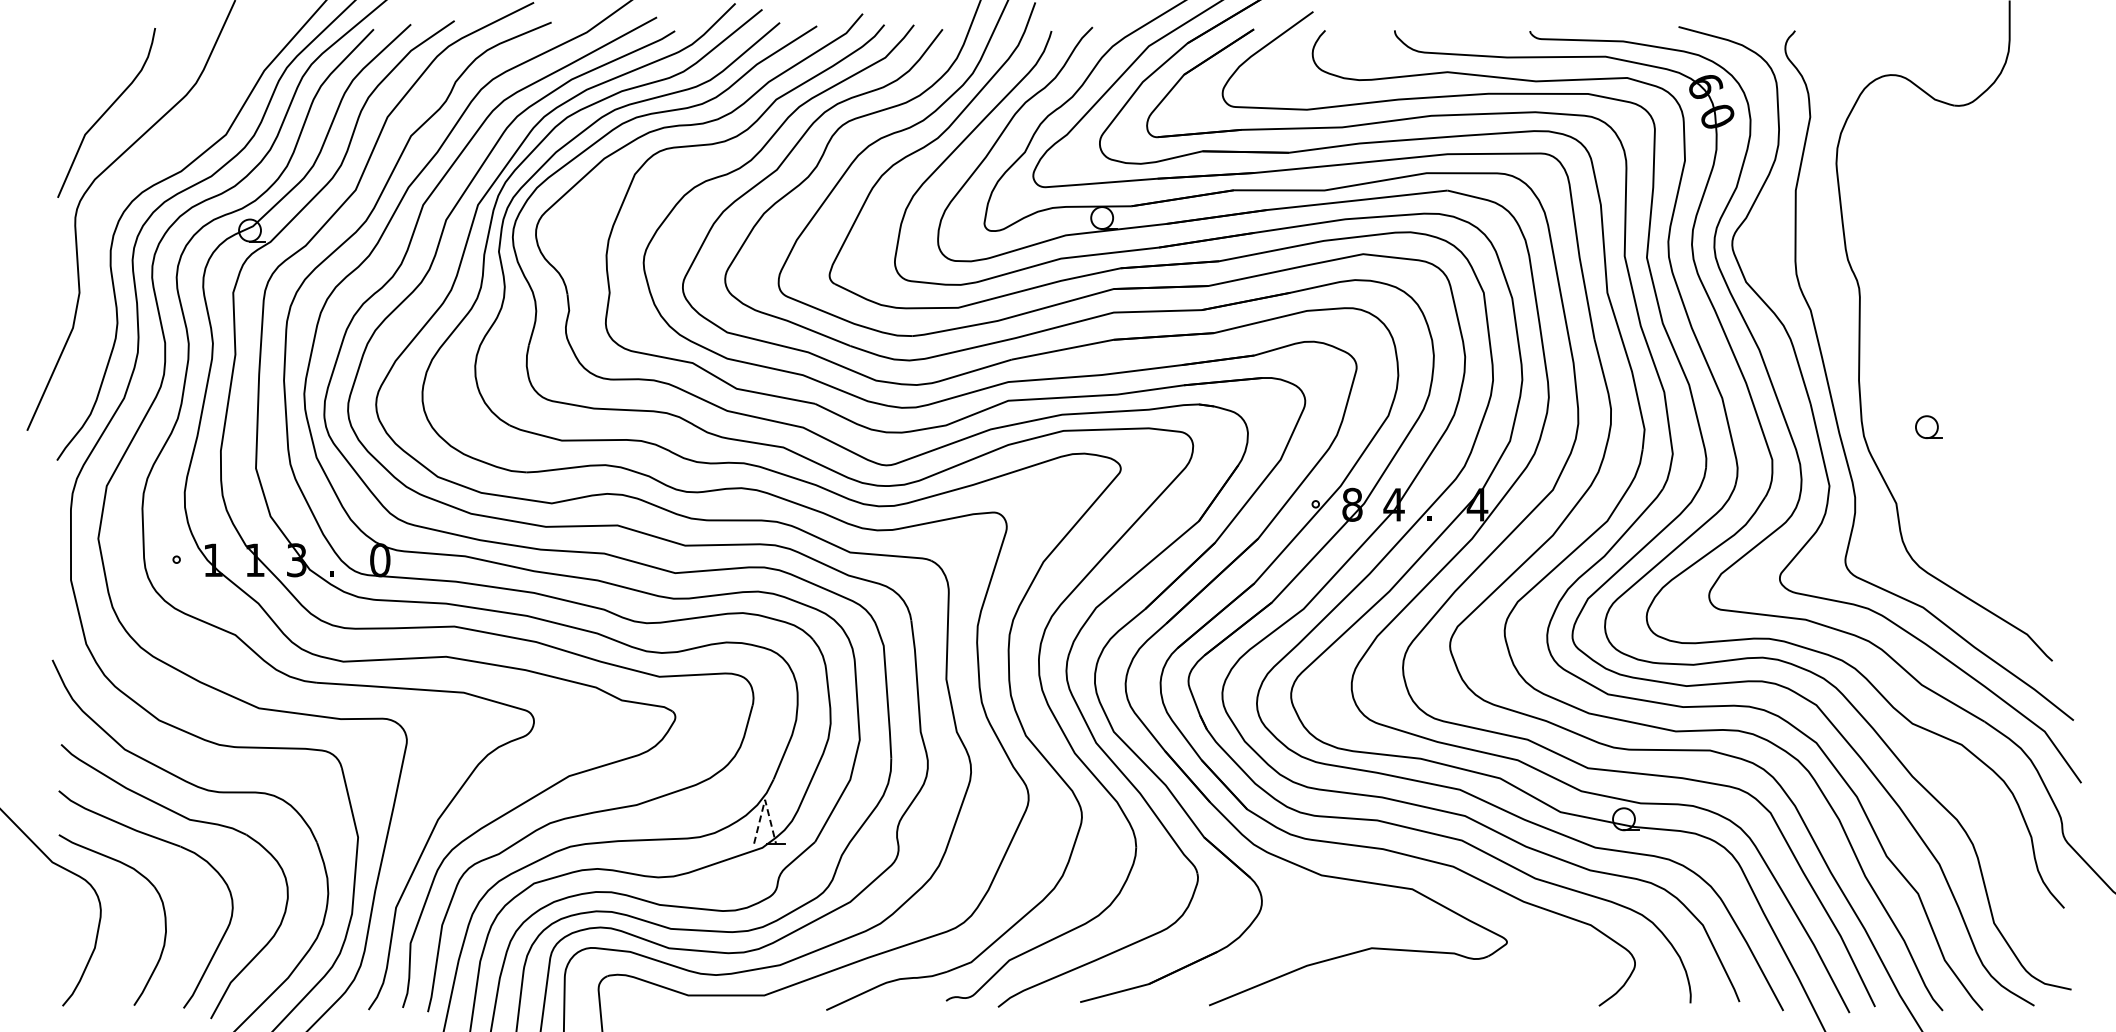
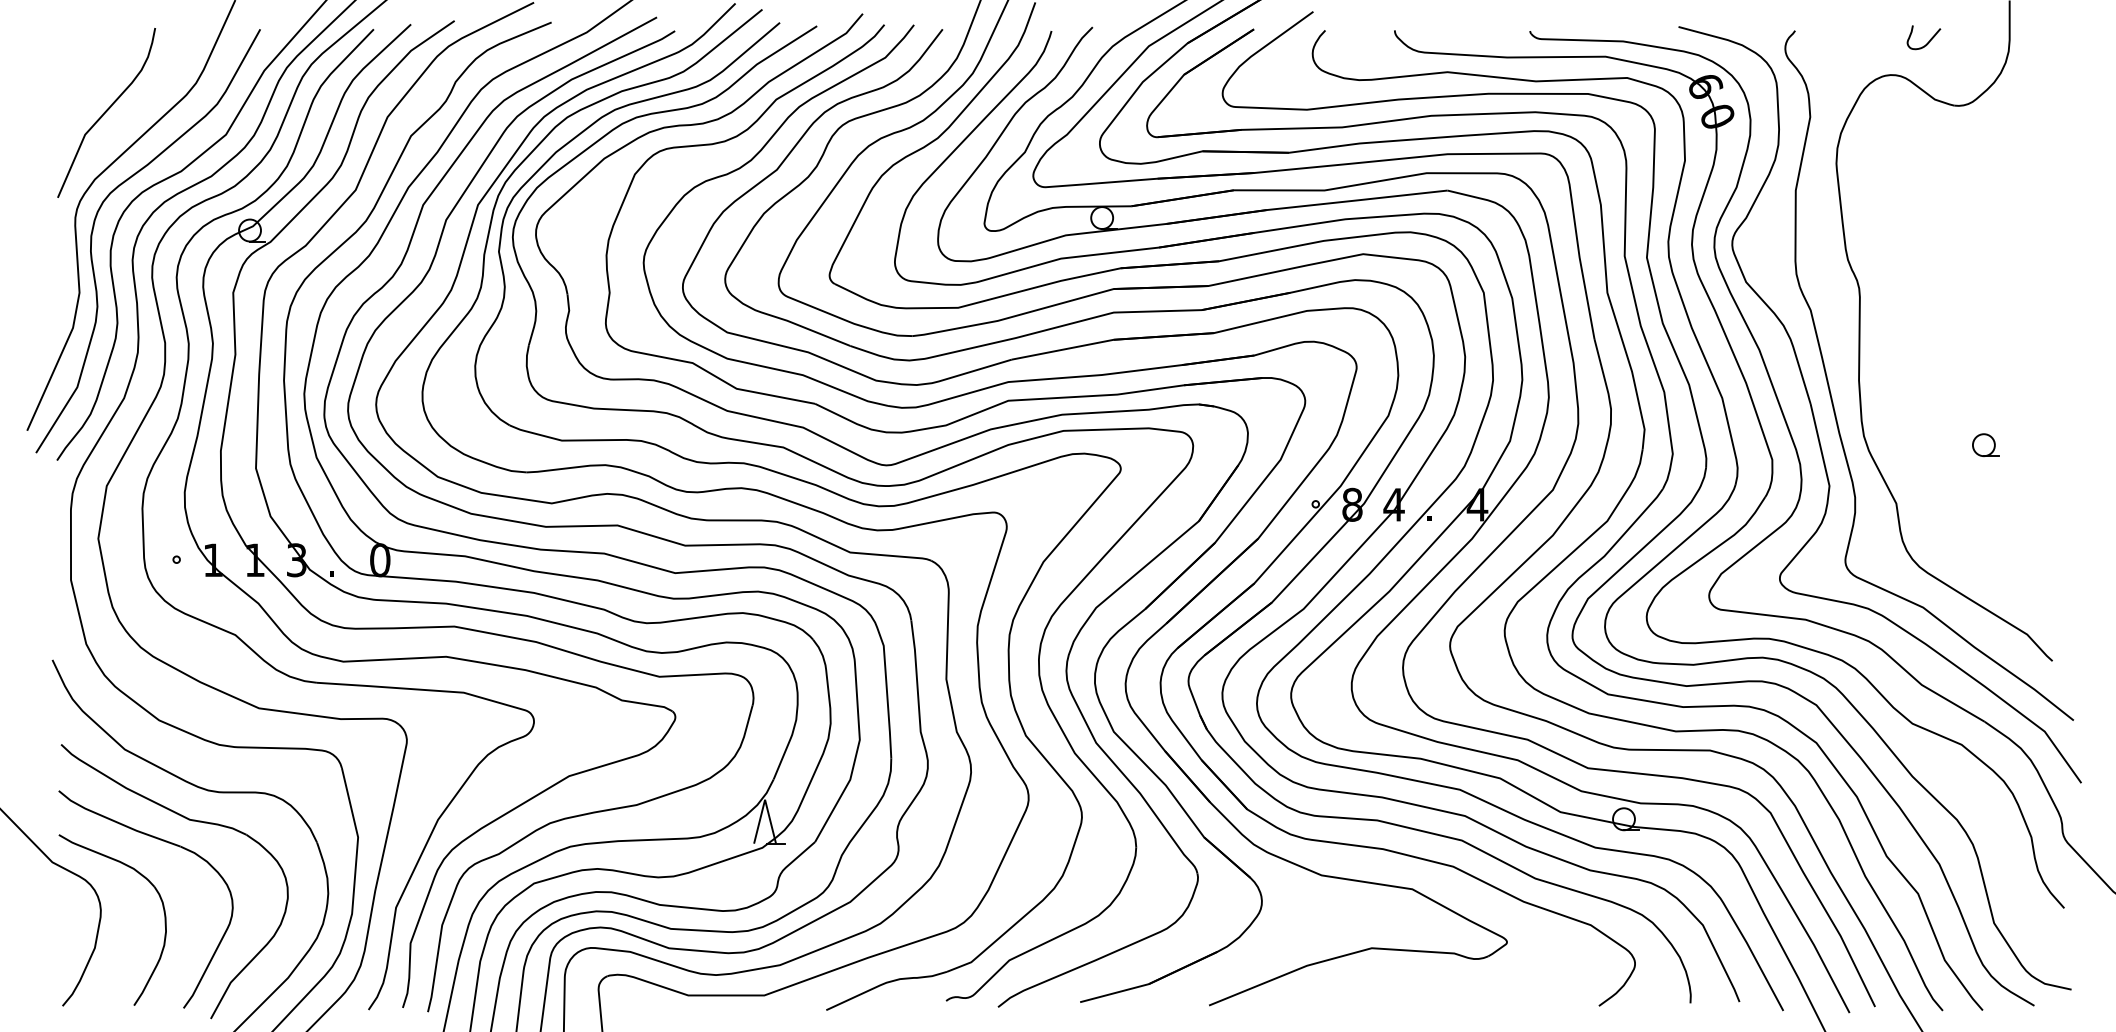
curve: none -> present (1928, 41)
curve: none -> present (93, 231)
part position: (1928, 427) -> (1985, 445) (1985, 445)
line: dashed -> solid (765, 799)
